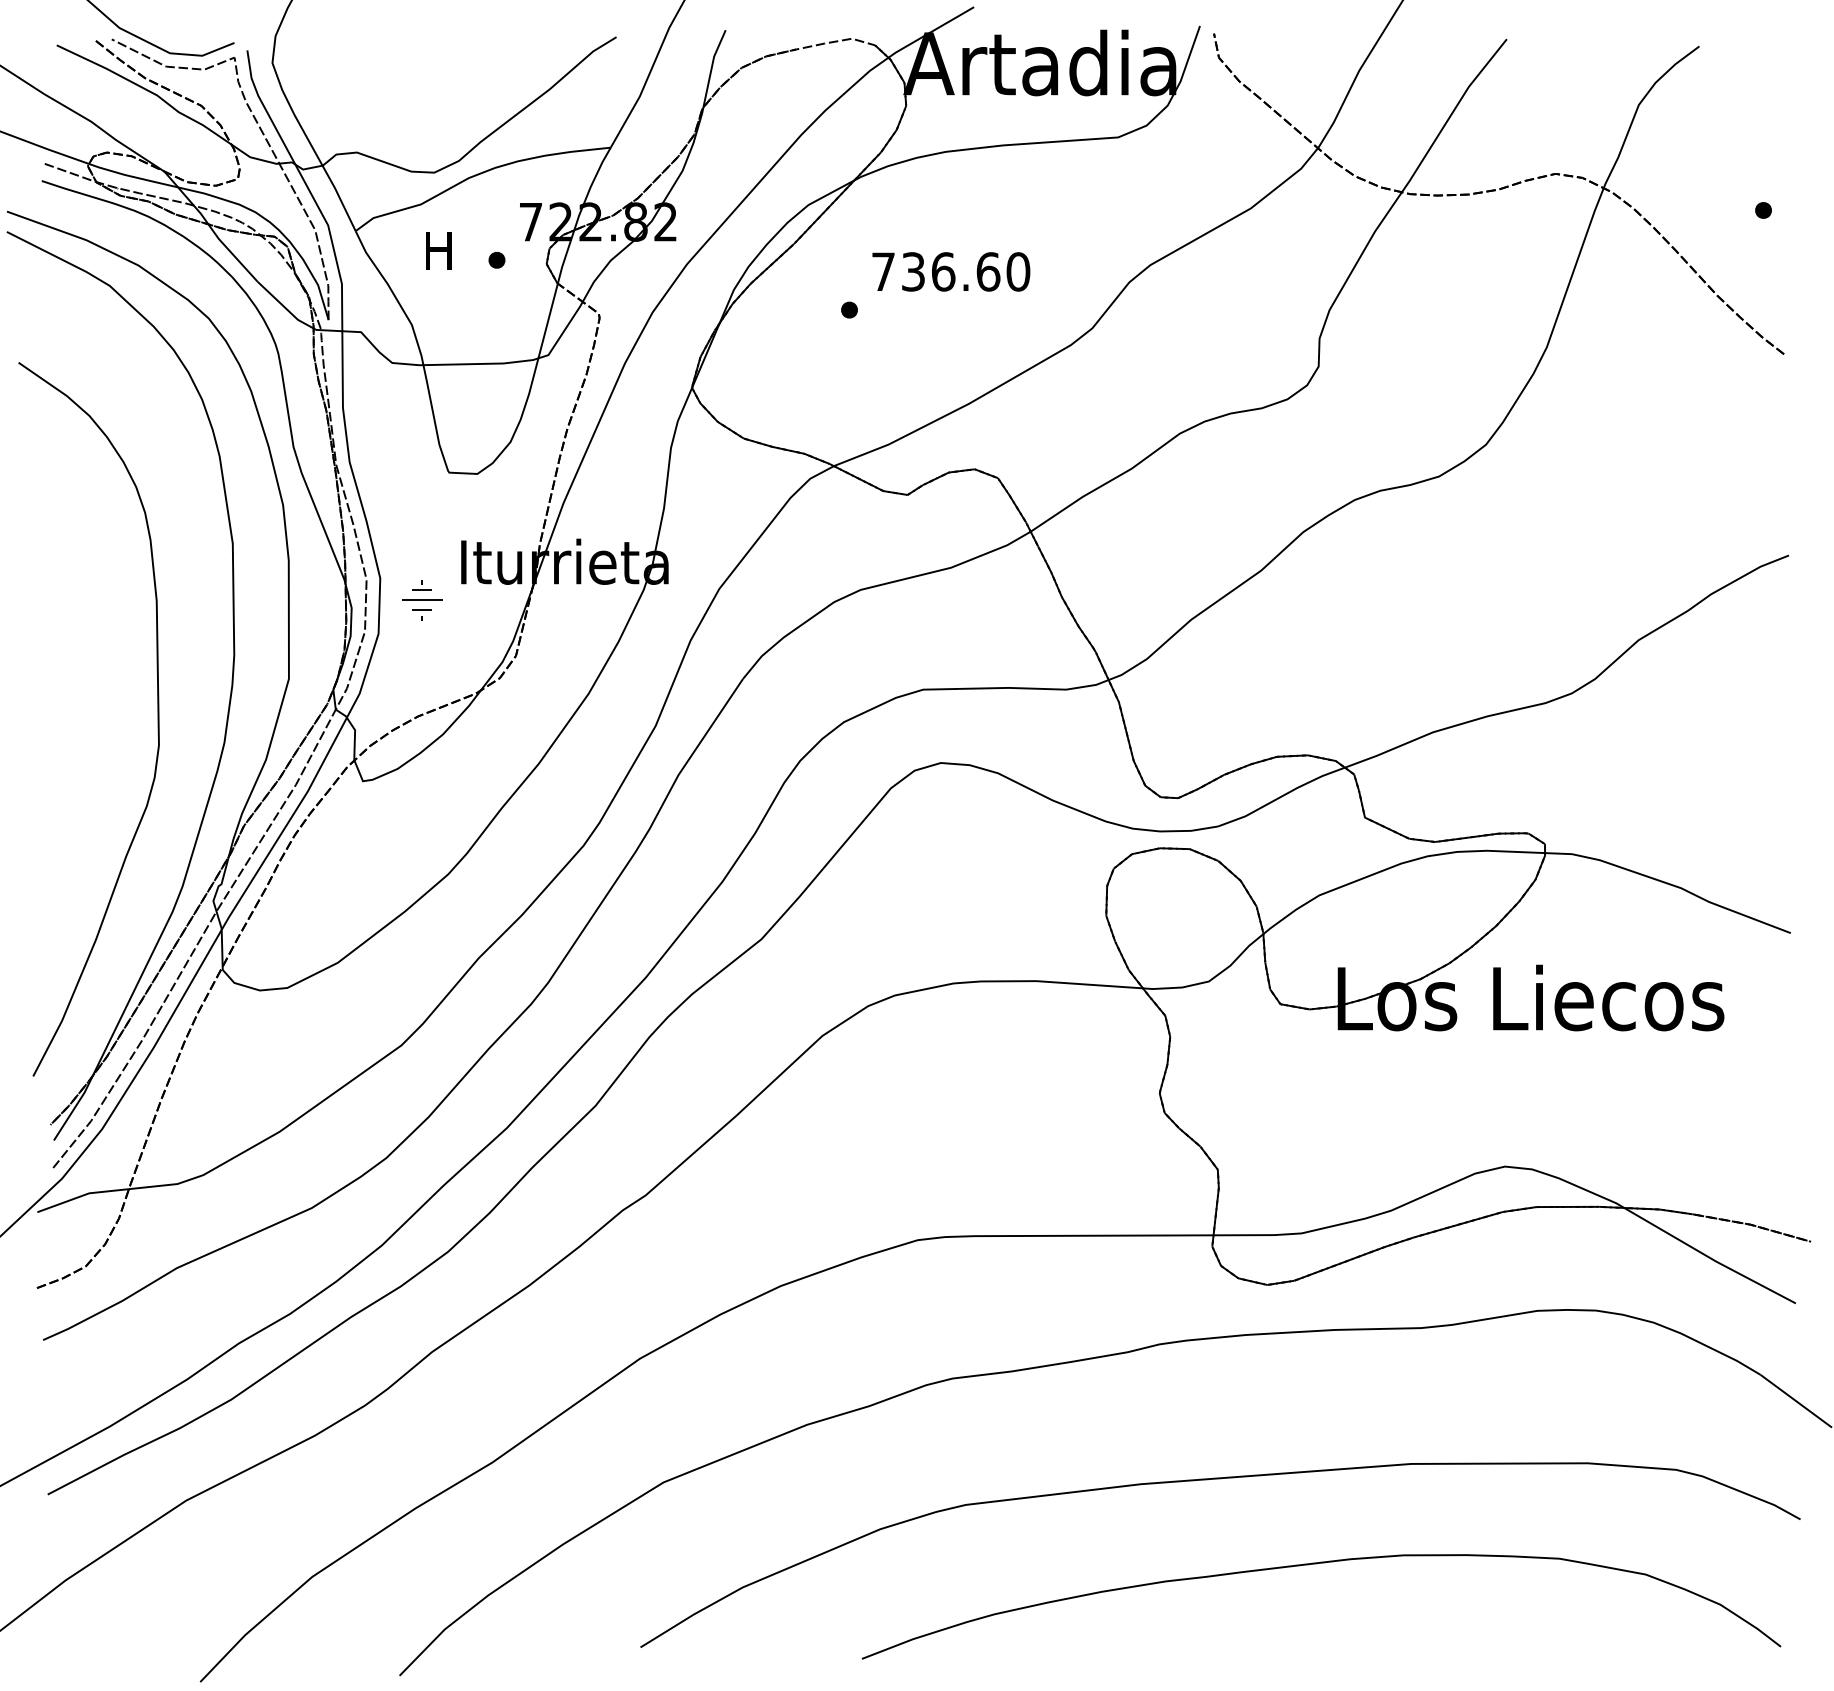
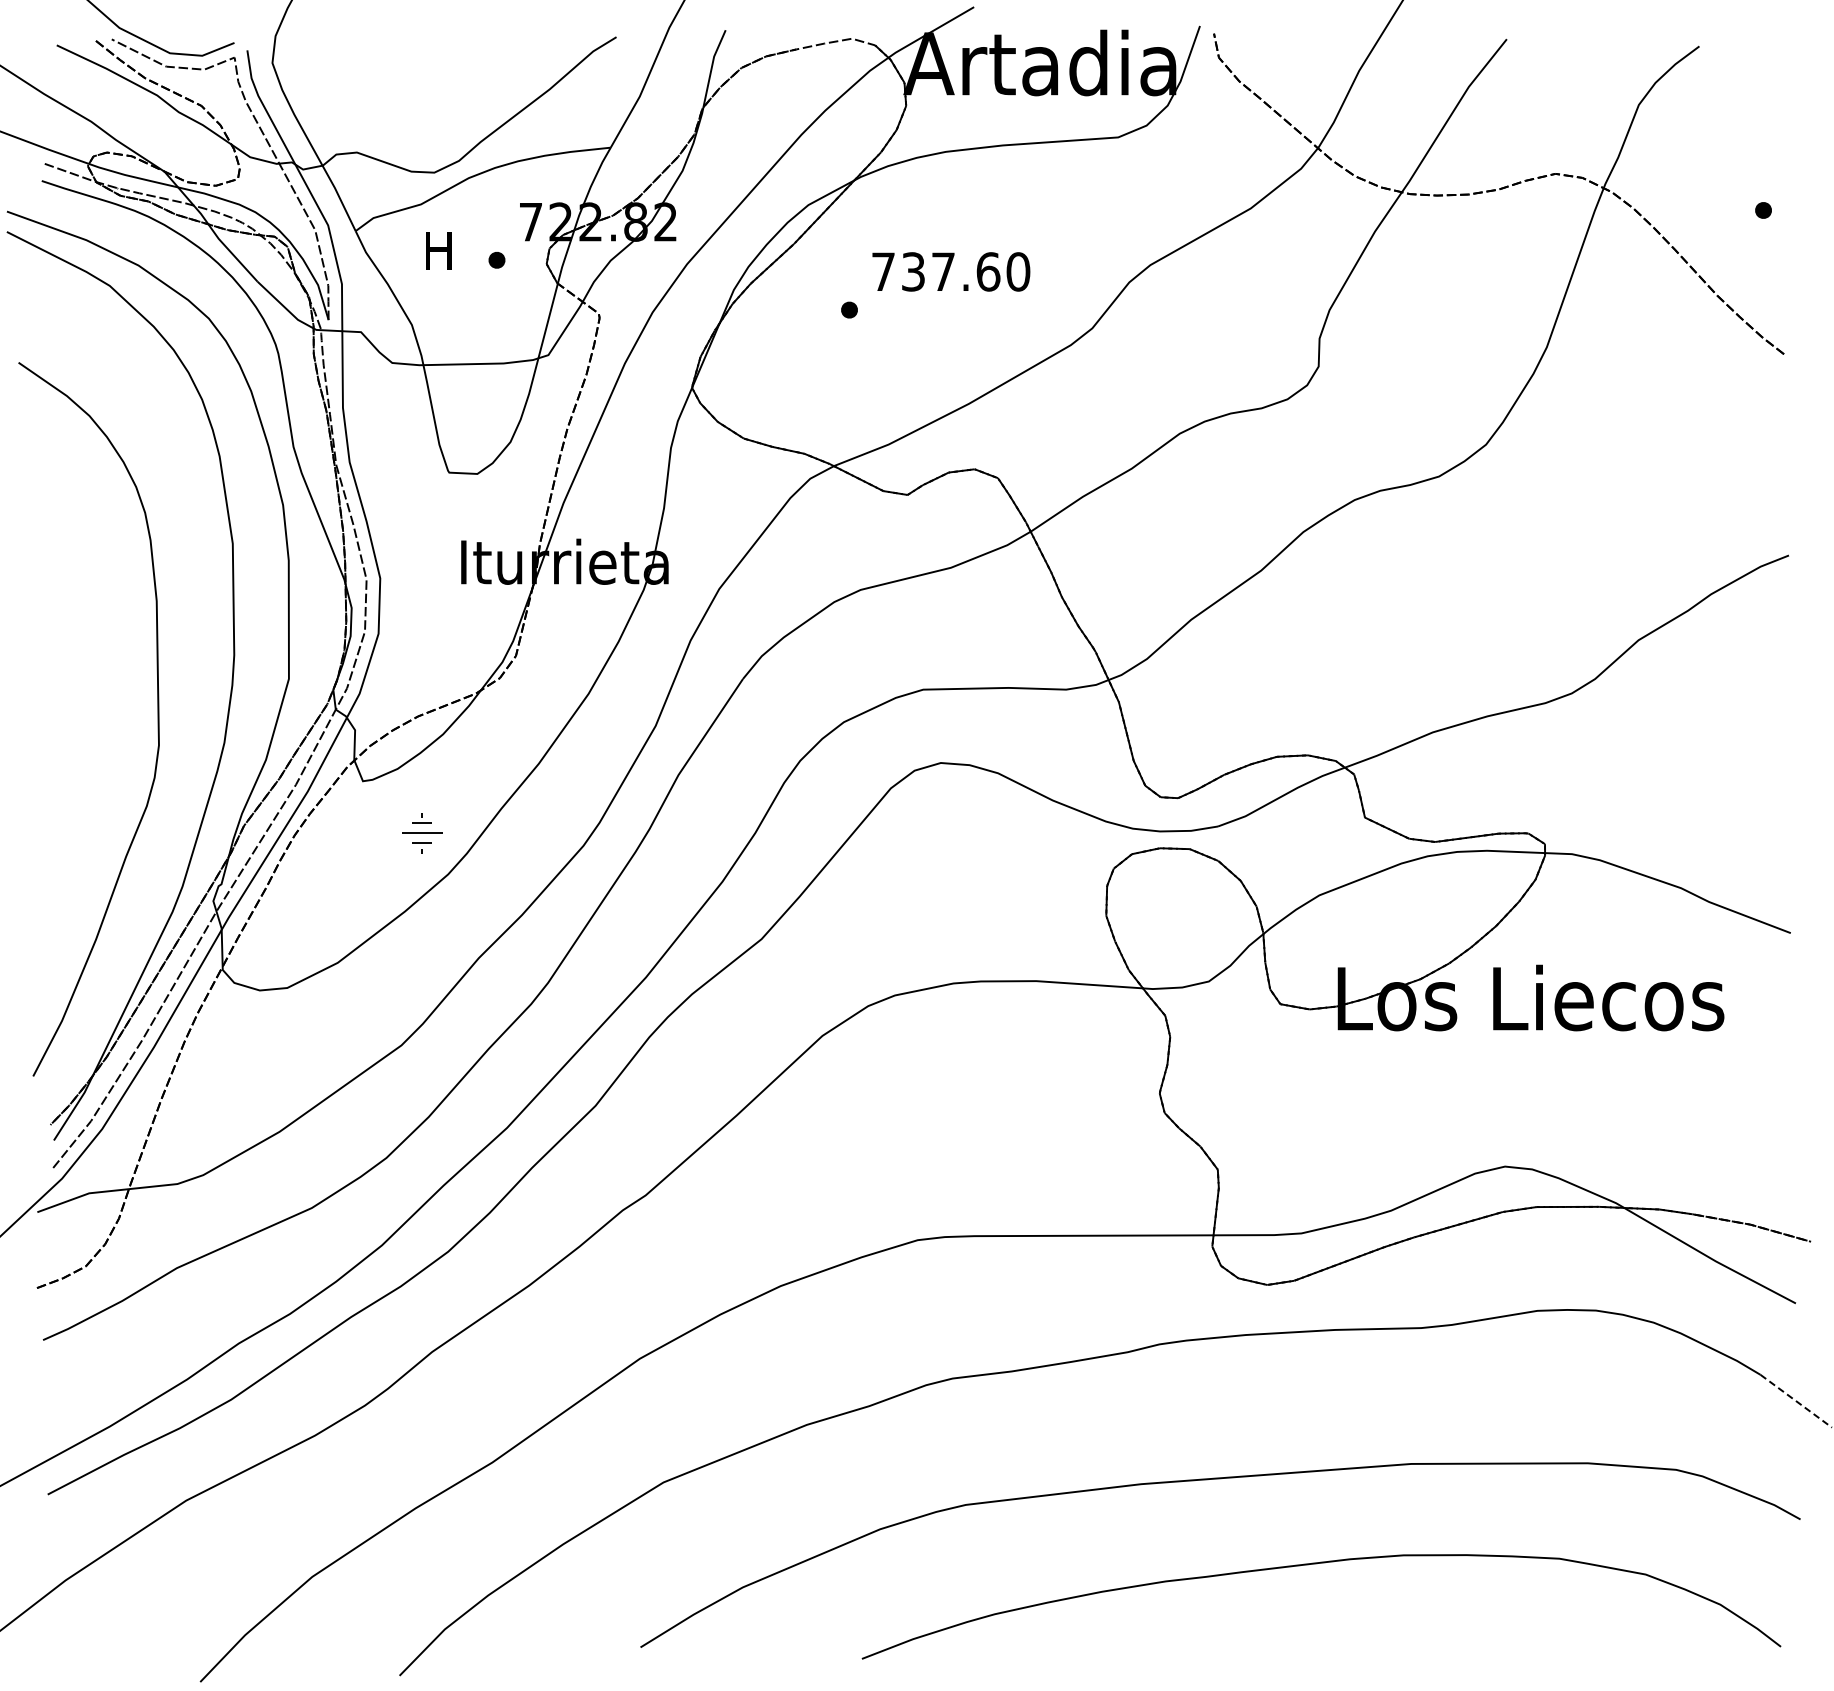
text: 736.60 -> 737.60 (943, 271)
part position: (422, 600) -> (422, 833) (422, 833)
line: solid -> dashed (1796, 1401)
